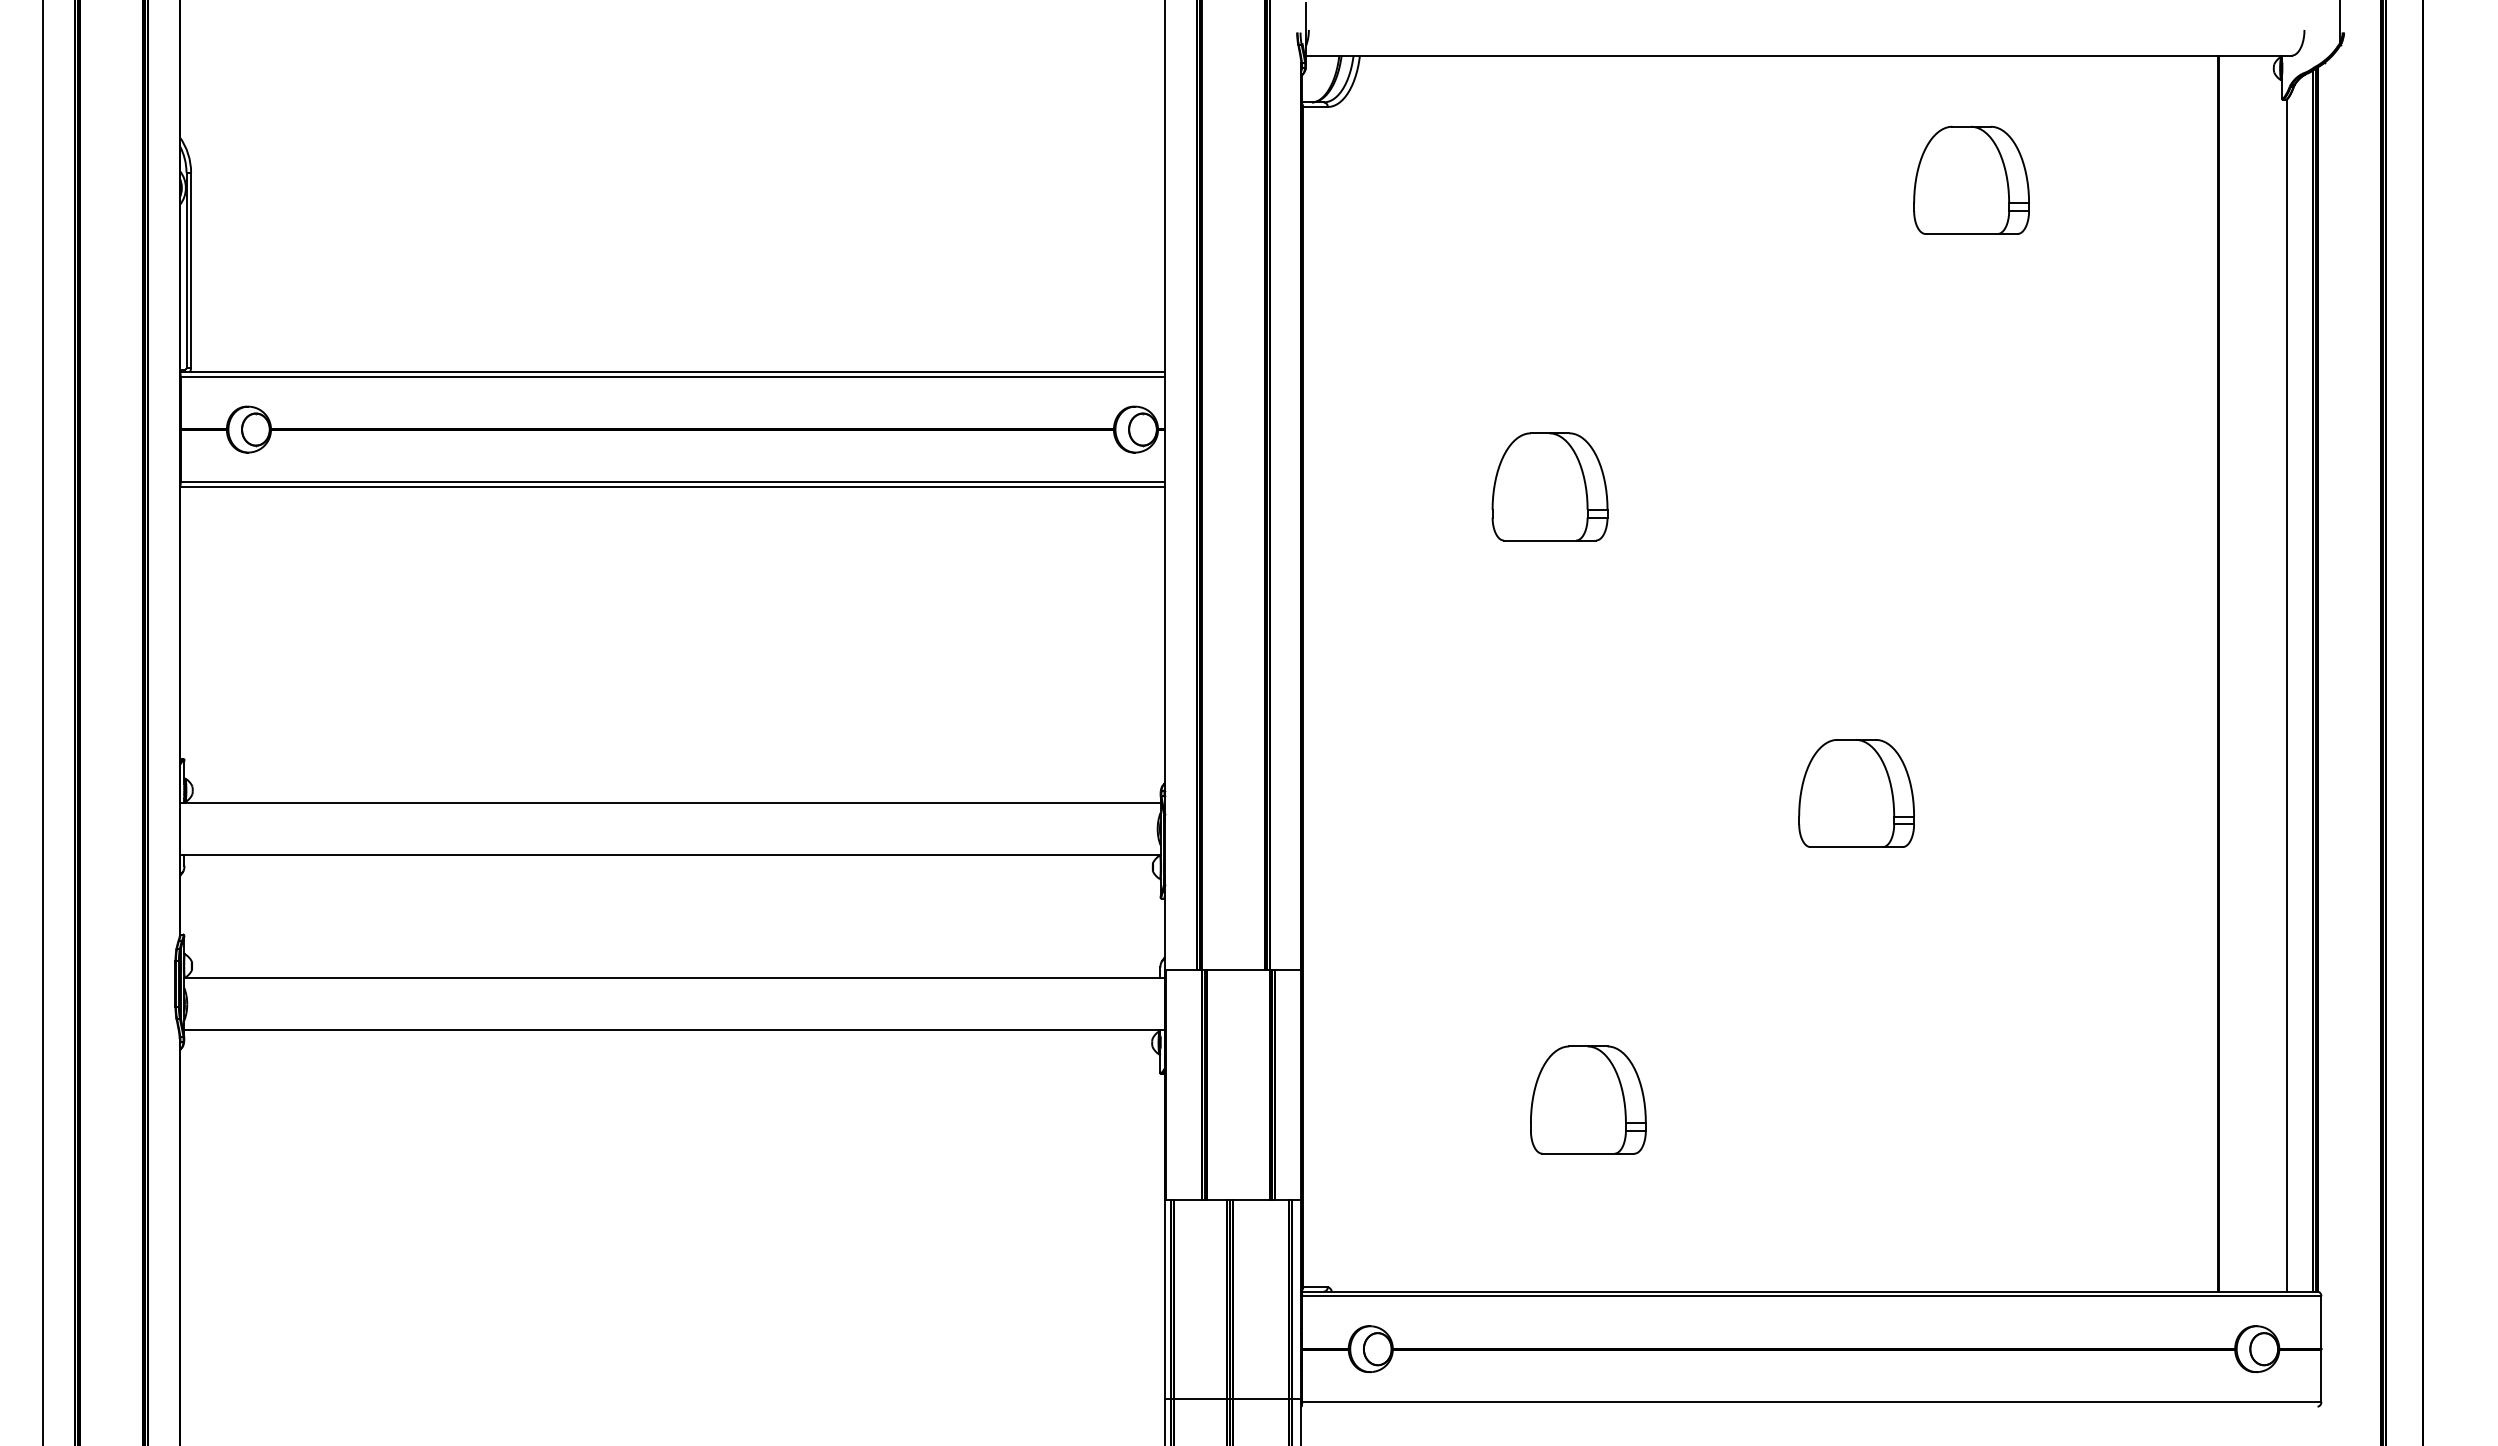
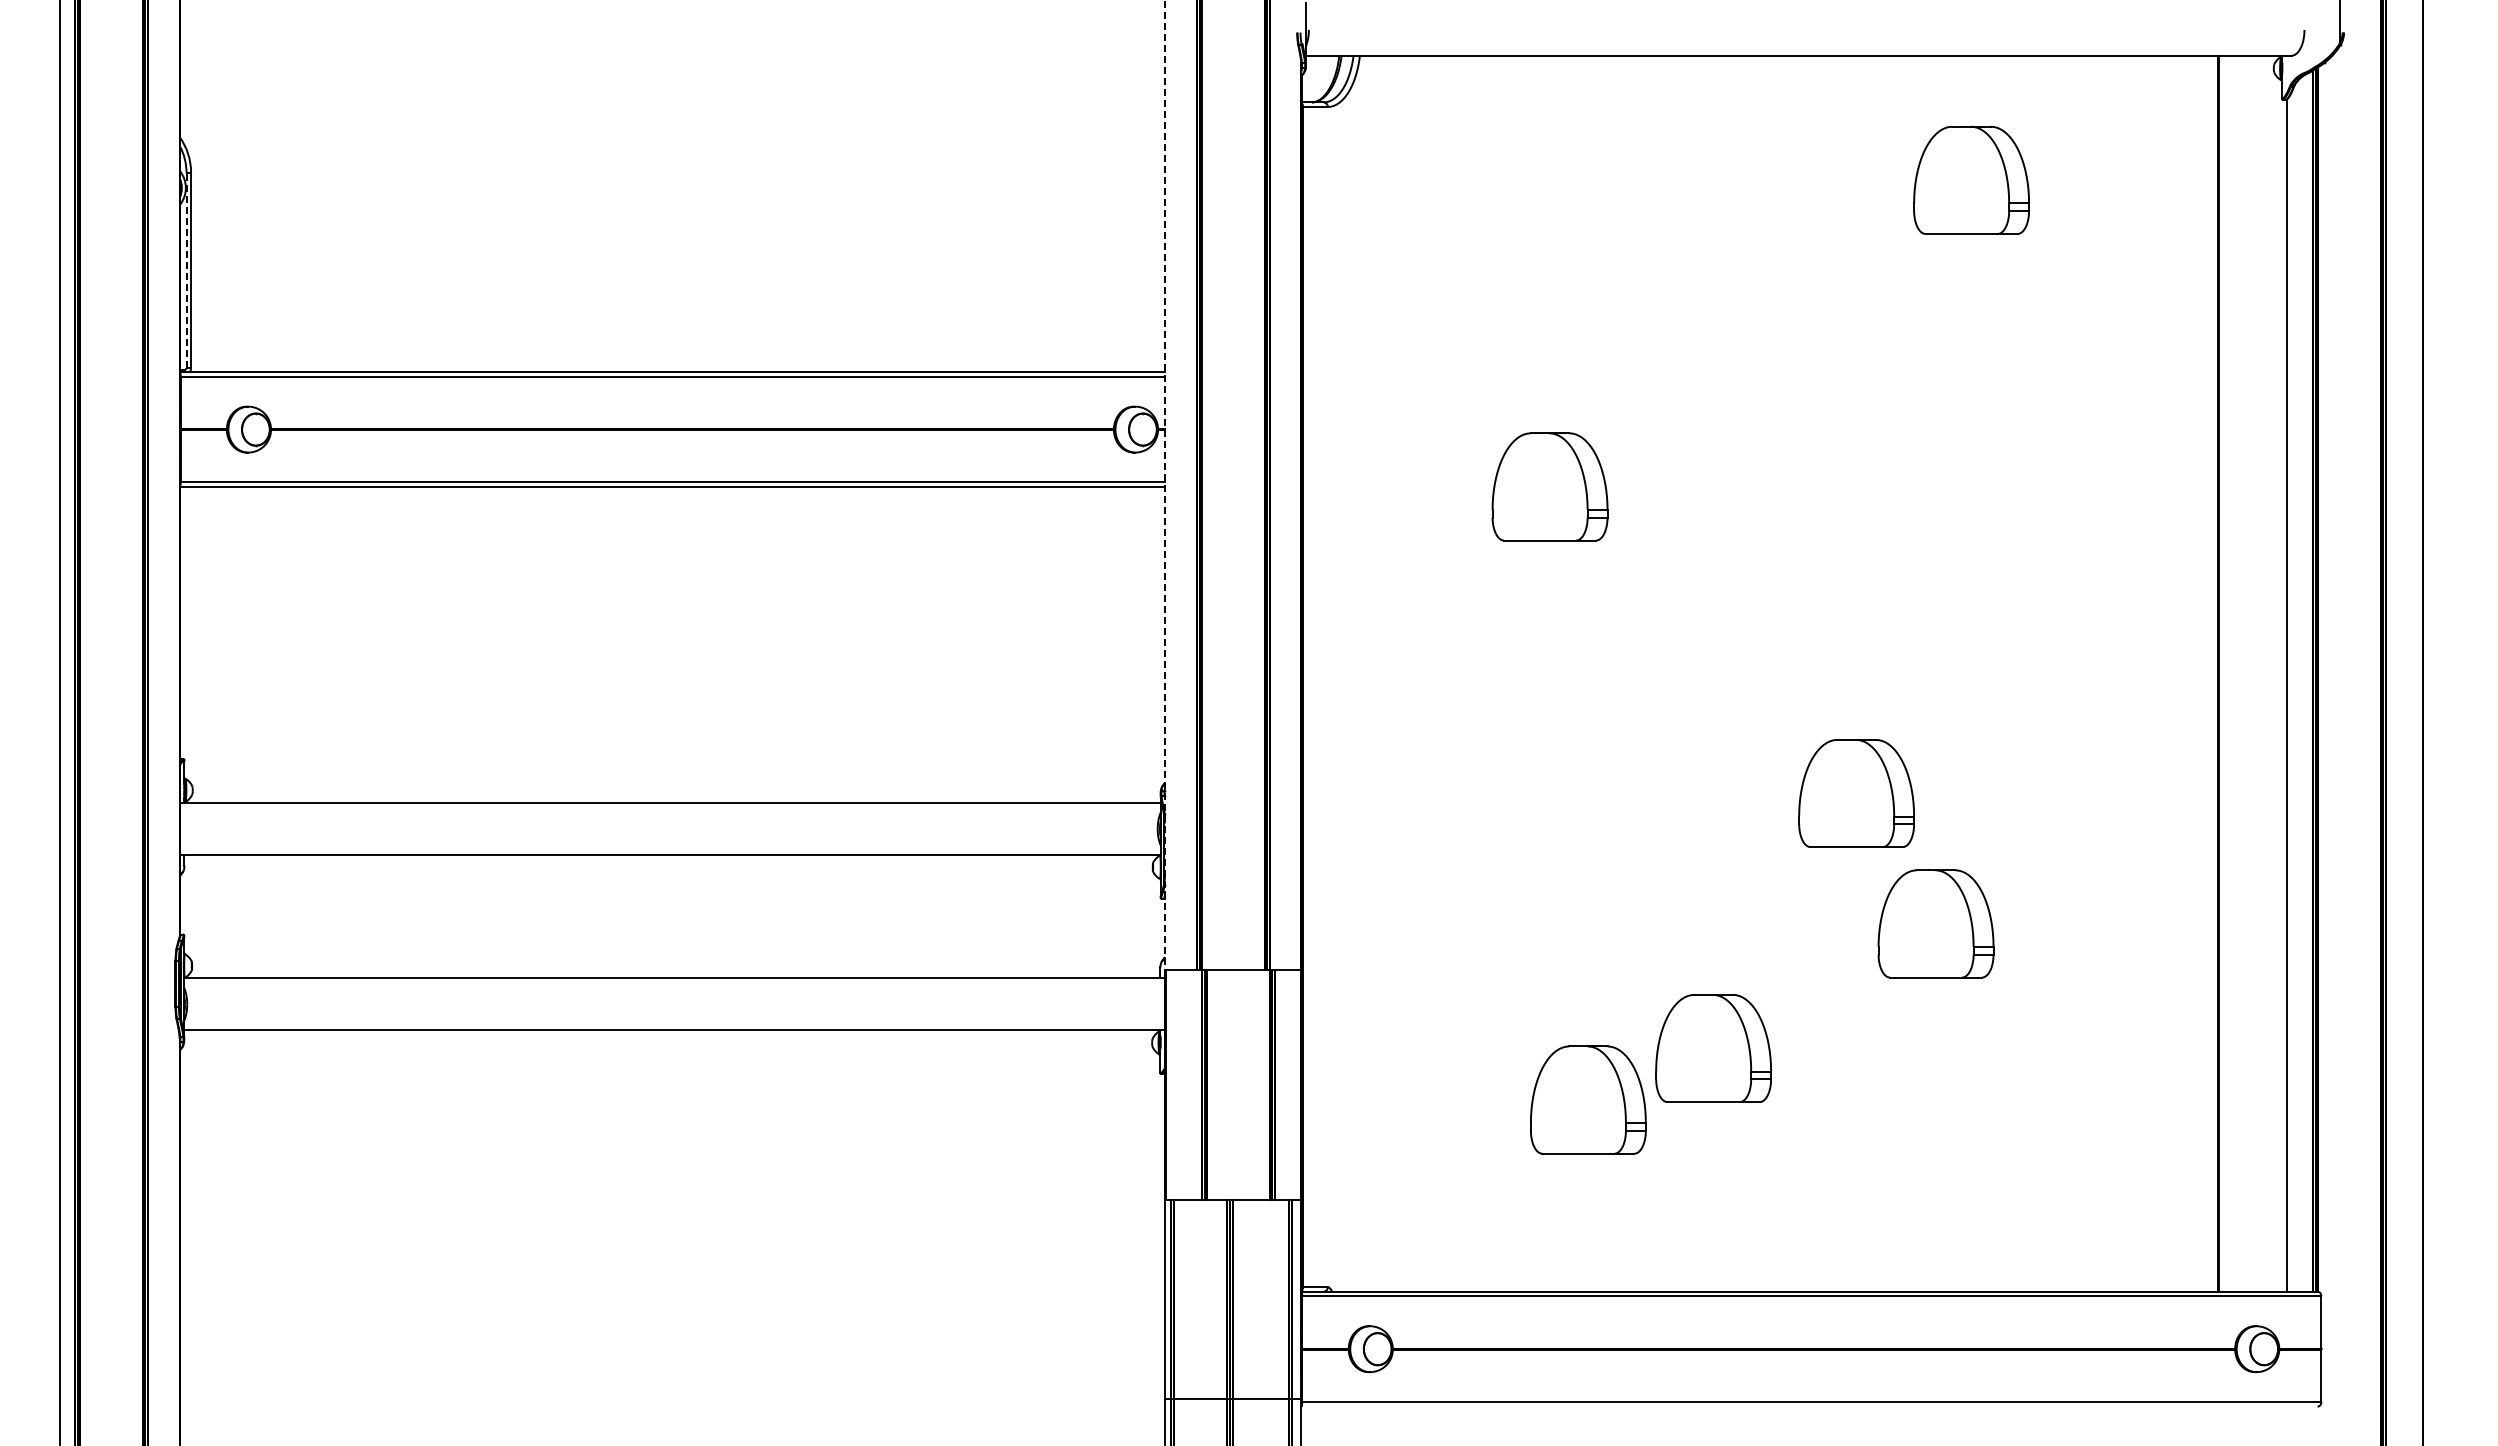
line: solid -> dashed (186, 270)
line: solid -> dashed (1165, 484)
line position: (43, 722) -> (60, 722) (60, 722)
part: none -> present (1935, 923)
part: none -> present (1713, 1048)
